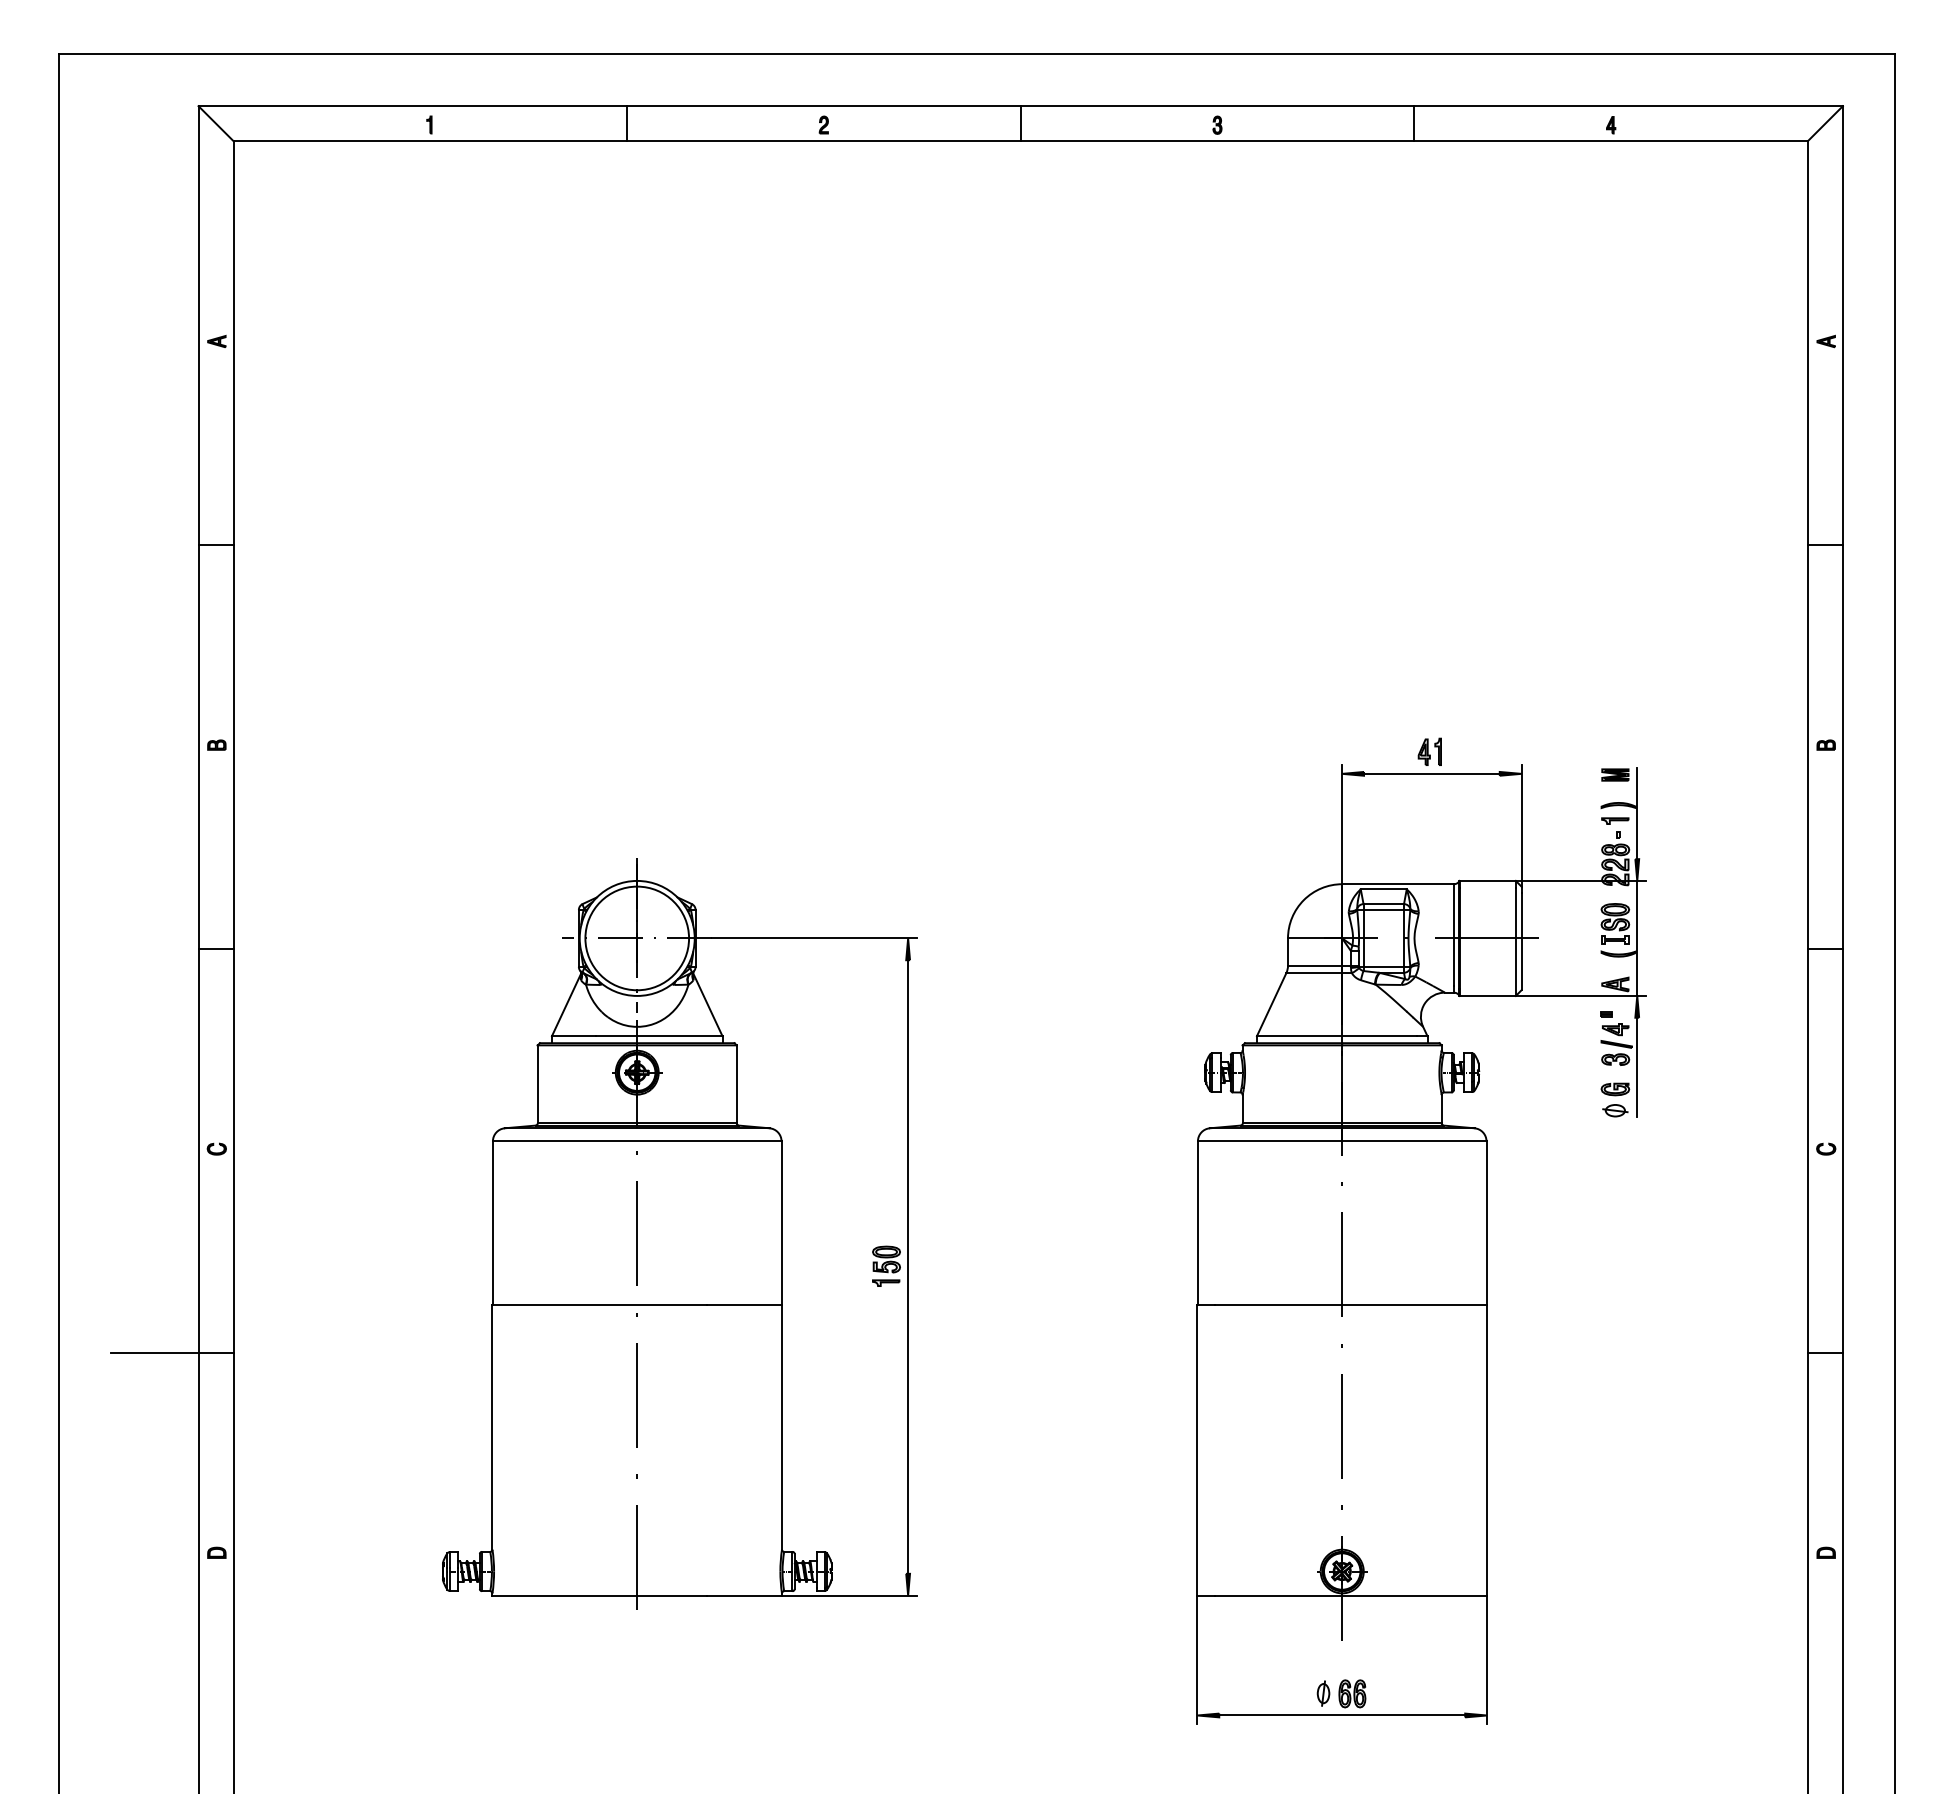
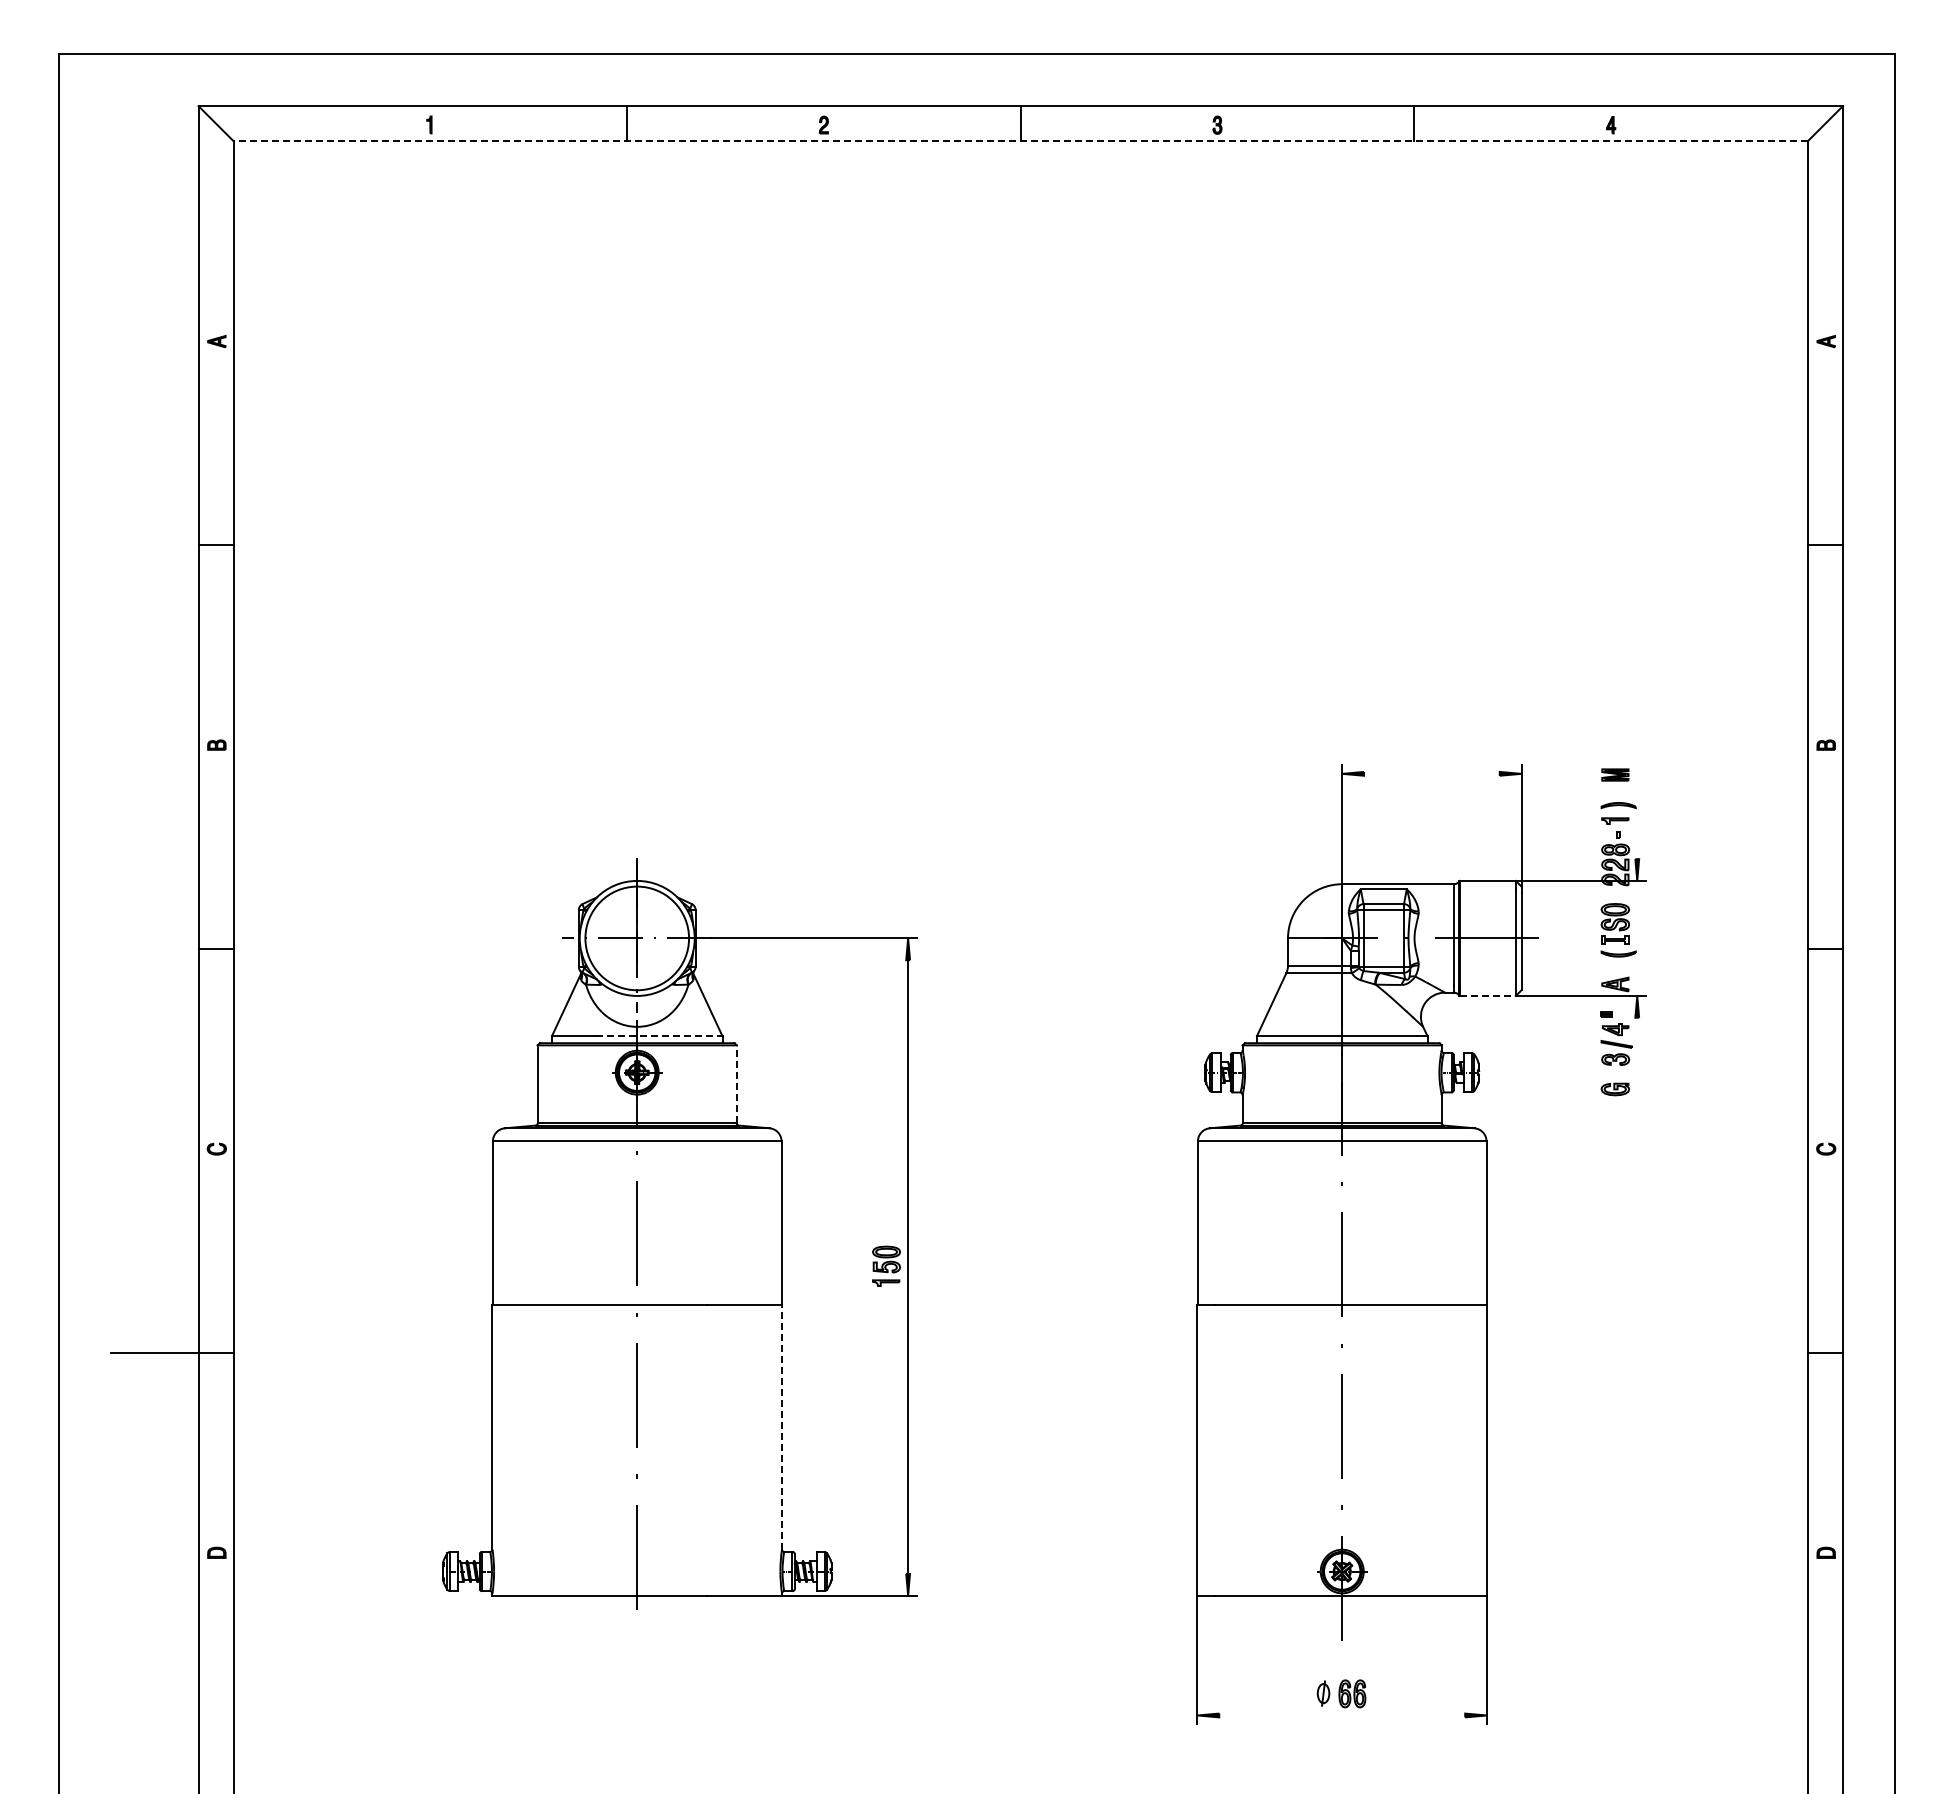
line: solid -> dashed (1020, 141)
part: present -> none (1429, 751)
line: present -> none (1431, 773)
line: present -> none (1637, 813)
line: present -> none (1637, 937)
line: solid -> dashed (1488, 995)
line: solid -> dashed (659, 1036)
line: present -> none (1637, 1066)
line: solid -> dashed (736, 1083)
part: present -> none (1615, 1110)
line: solid -> dashed (781, 1426)
line: present -> none (1342, 1715)
